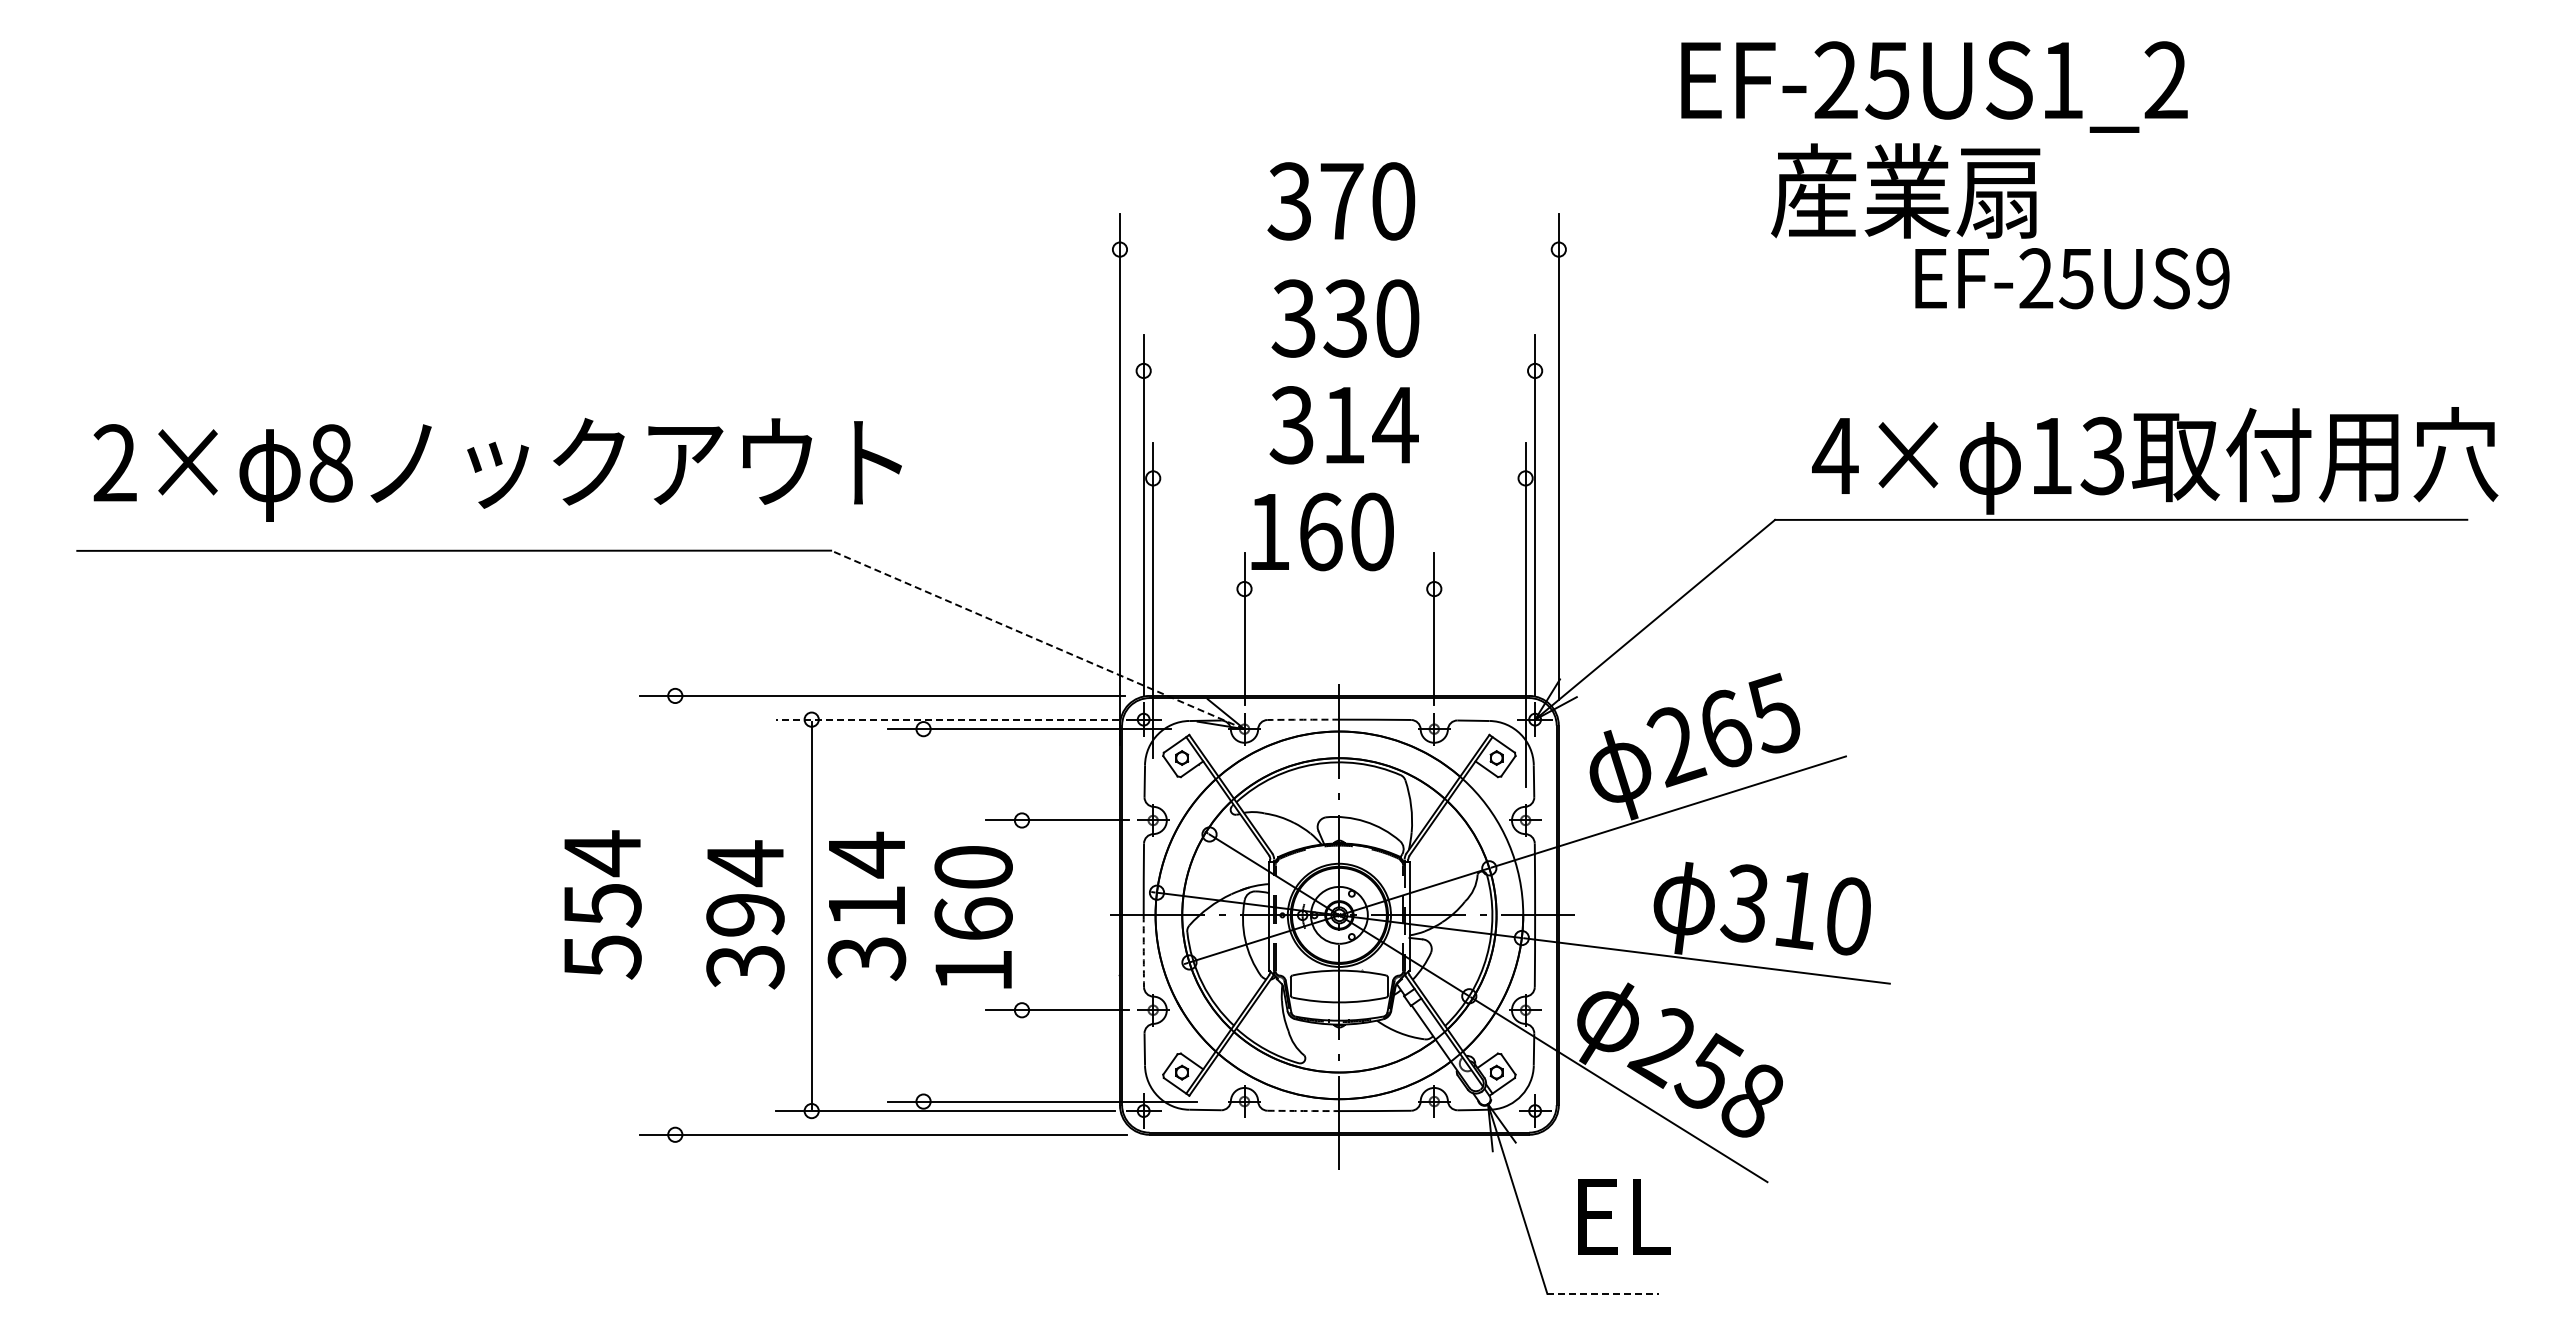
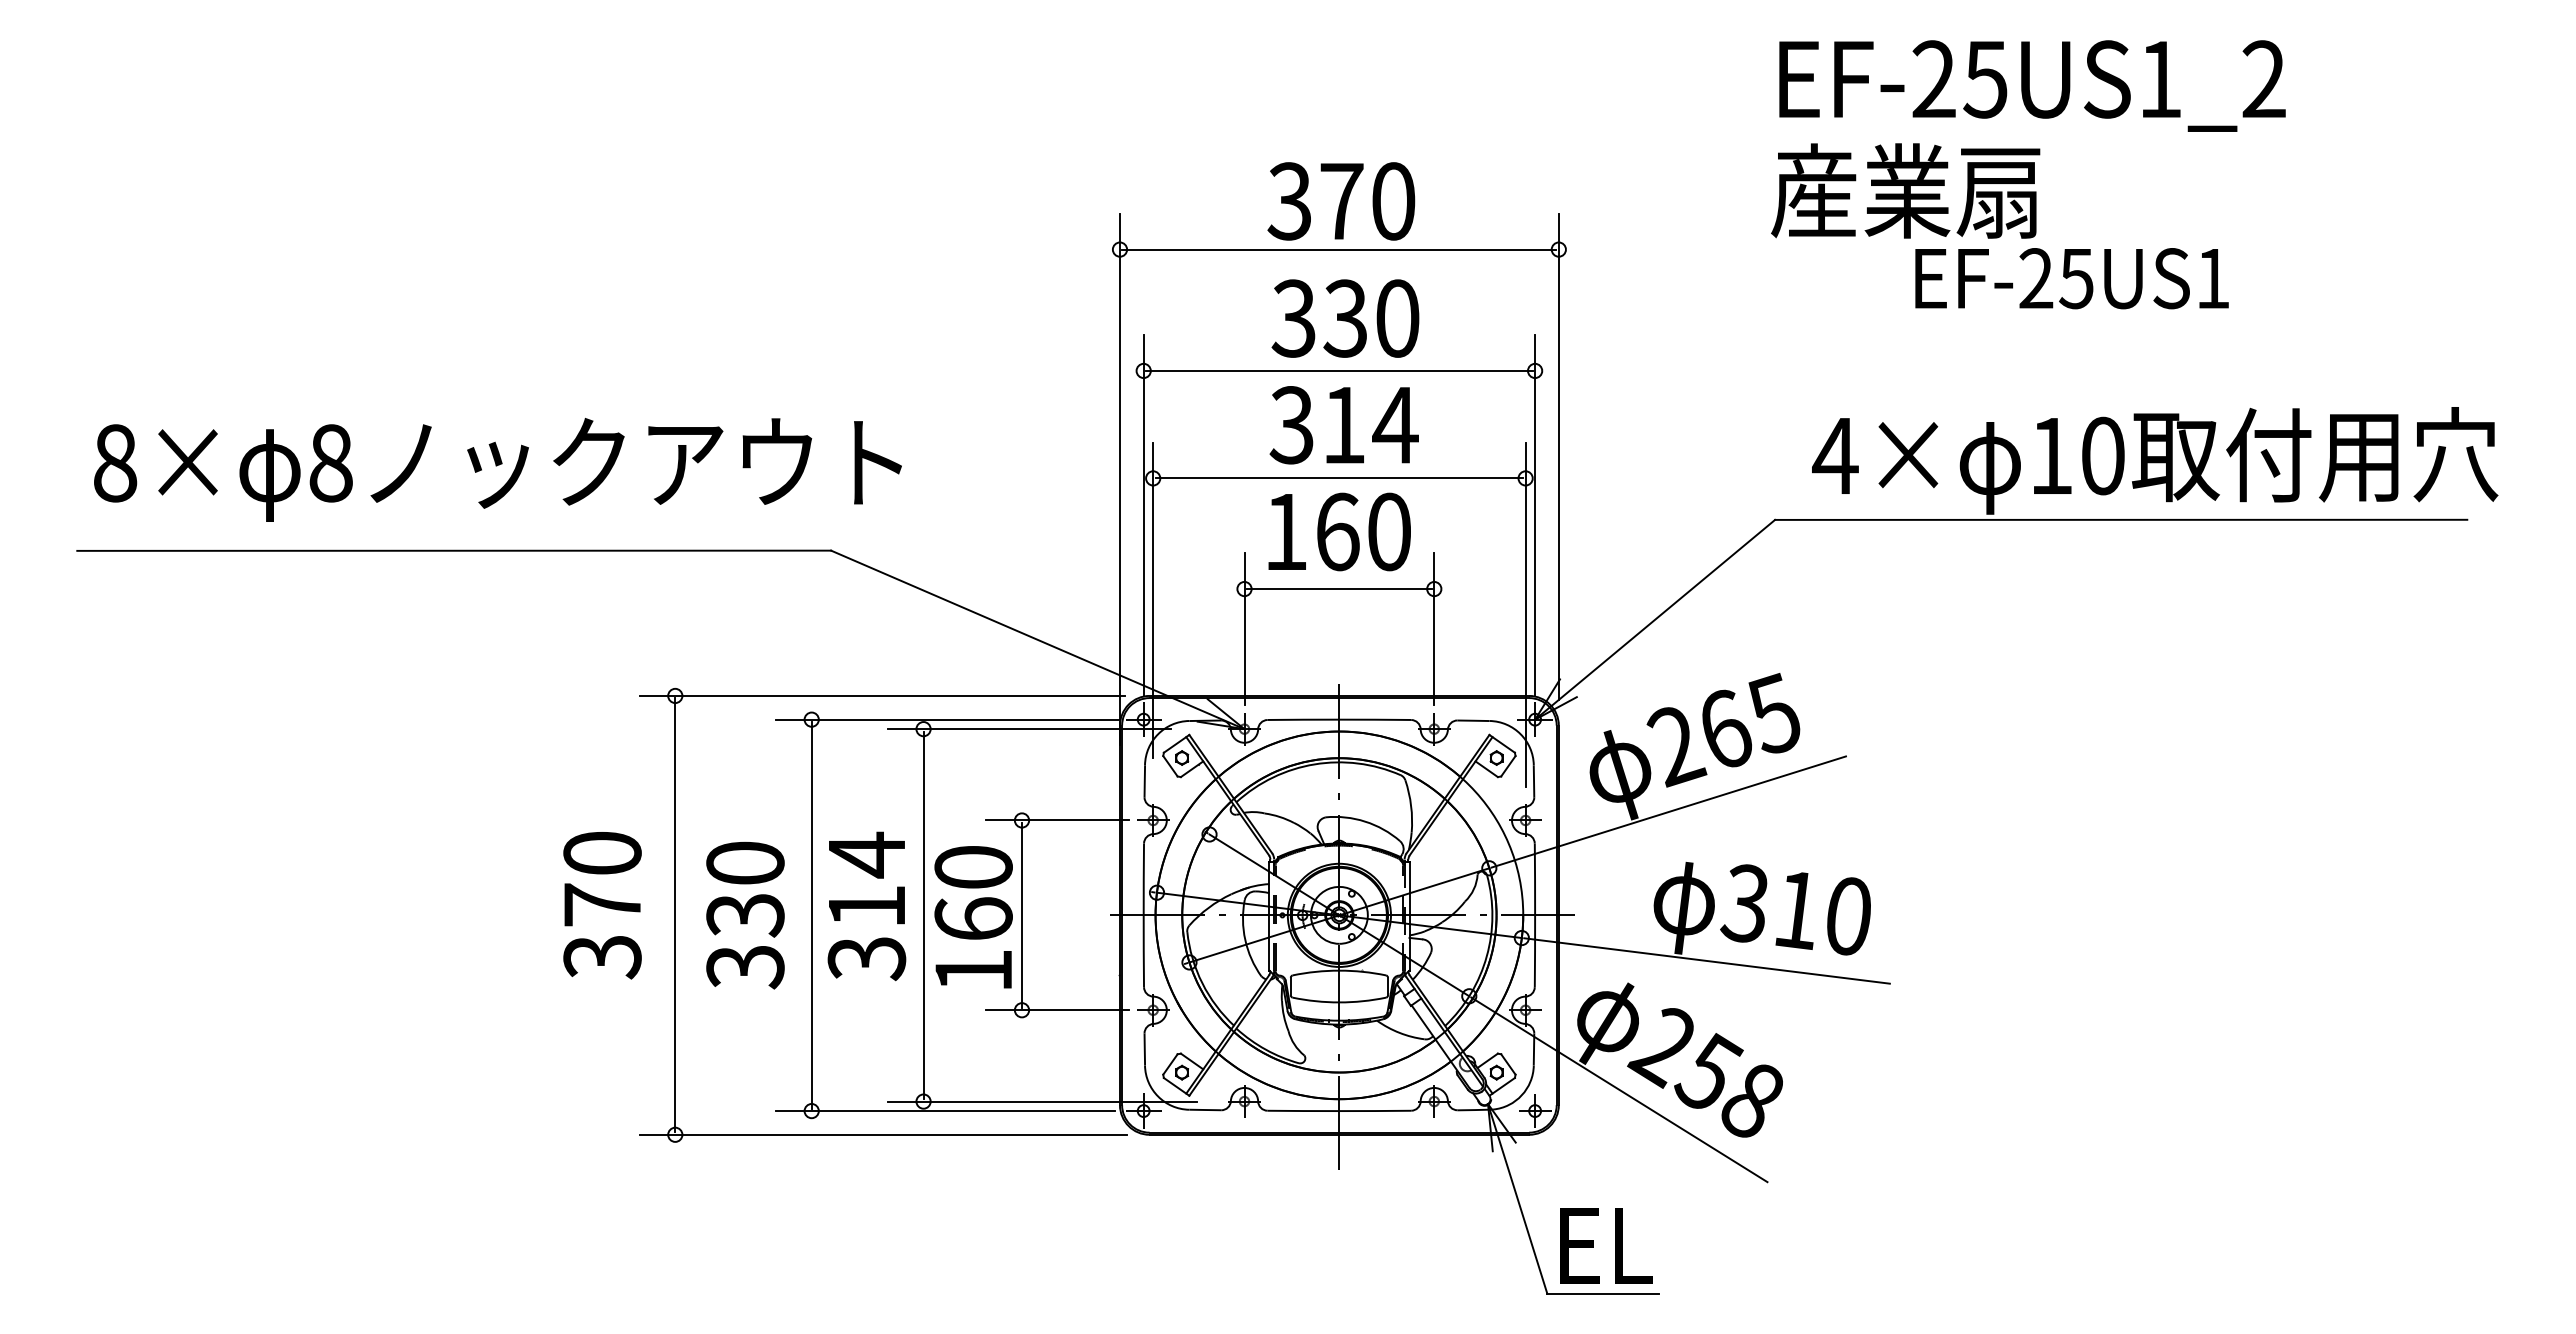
text position: (1934, 86) -> (2032, 85) (2032, 85)
line: none -> present (1339, 249)
text: EF-25US9 -> EF-25US1 (2212, 278)
line: none -> present (1339, 370)
text: 13 -> 10 (2102, 455)
text: 2× -> 8× (115, 463)
line: none -> present (1339, 478)
text position: (1322, 531) -> (1339, 531) (1339, 531)
line: none -> present (1338, 589)
line: dashed -> solid (1037, 639)
line: dashed -> solid (947, 719)
arc: dashed -> solid (1303, 719)
text: 394 -> 330 (745, 888)
text: 554 -> 370 (602, 904)
line: none -> present (1022, 914)
line: none -> present (675, 915)
line: none -> present (923, 915)
arc: dashed -> solid (1143, 951)
arc: dashed -> solid (1303, 1111)
text position: (1624, 1216) -> (1606, 1245) (1606, 1245)
line: dashed -> solid (1602, 1293)
